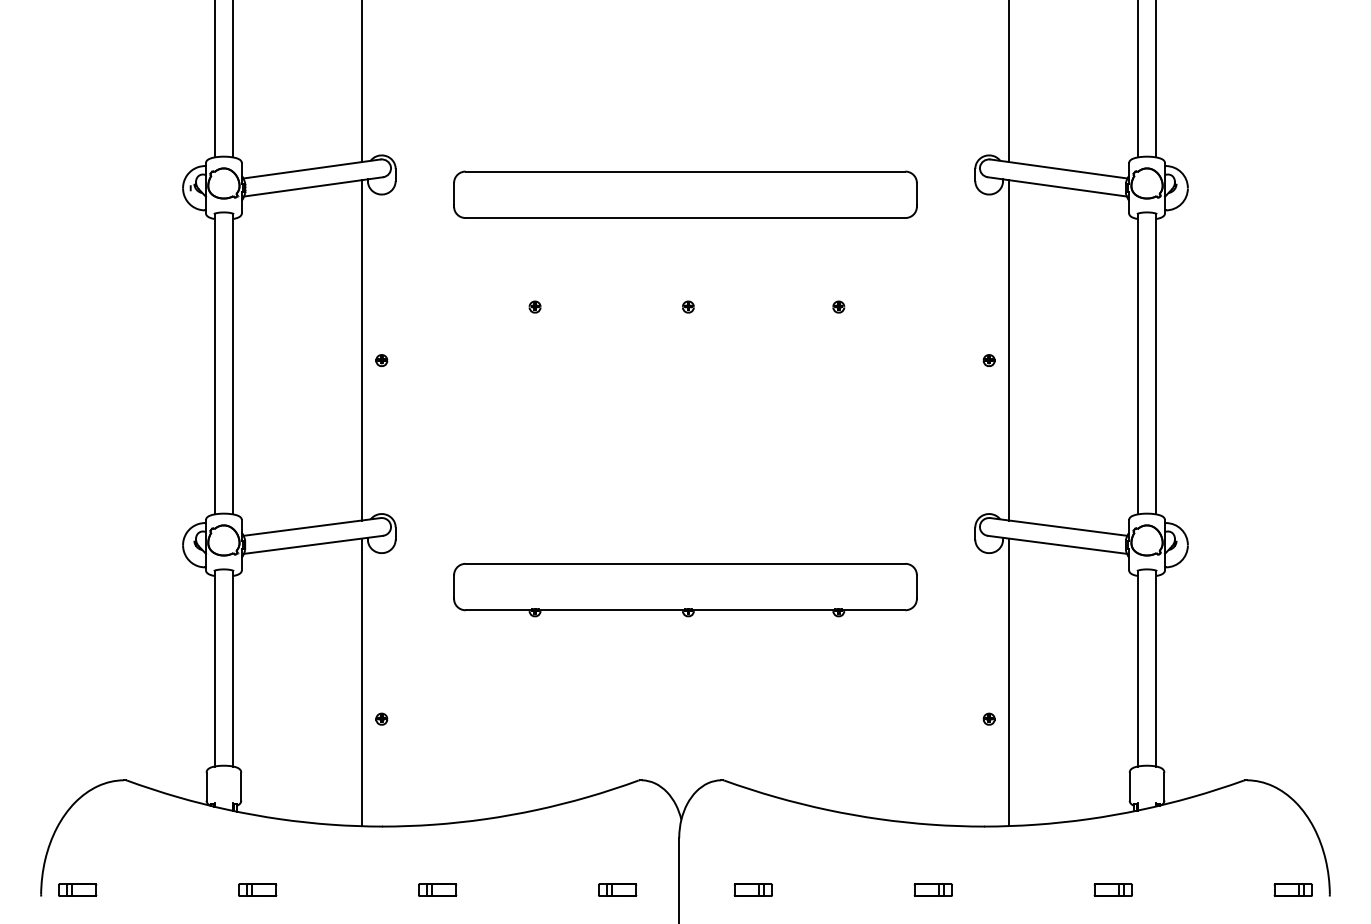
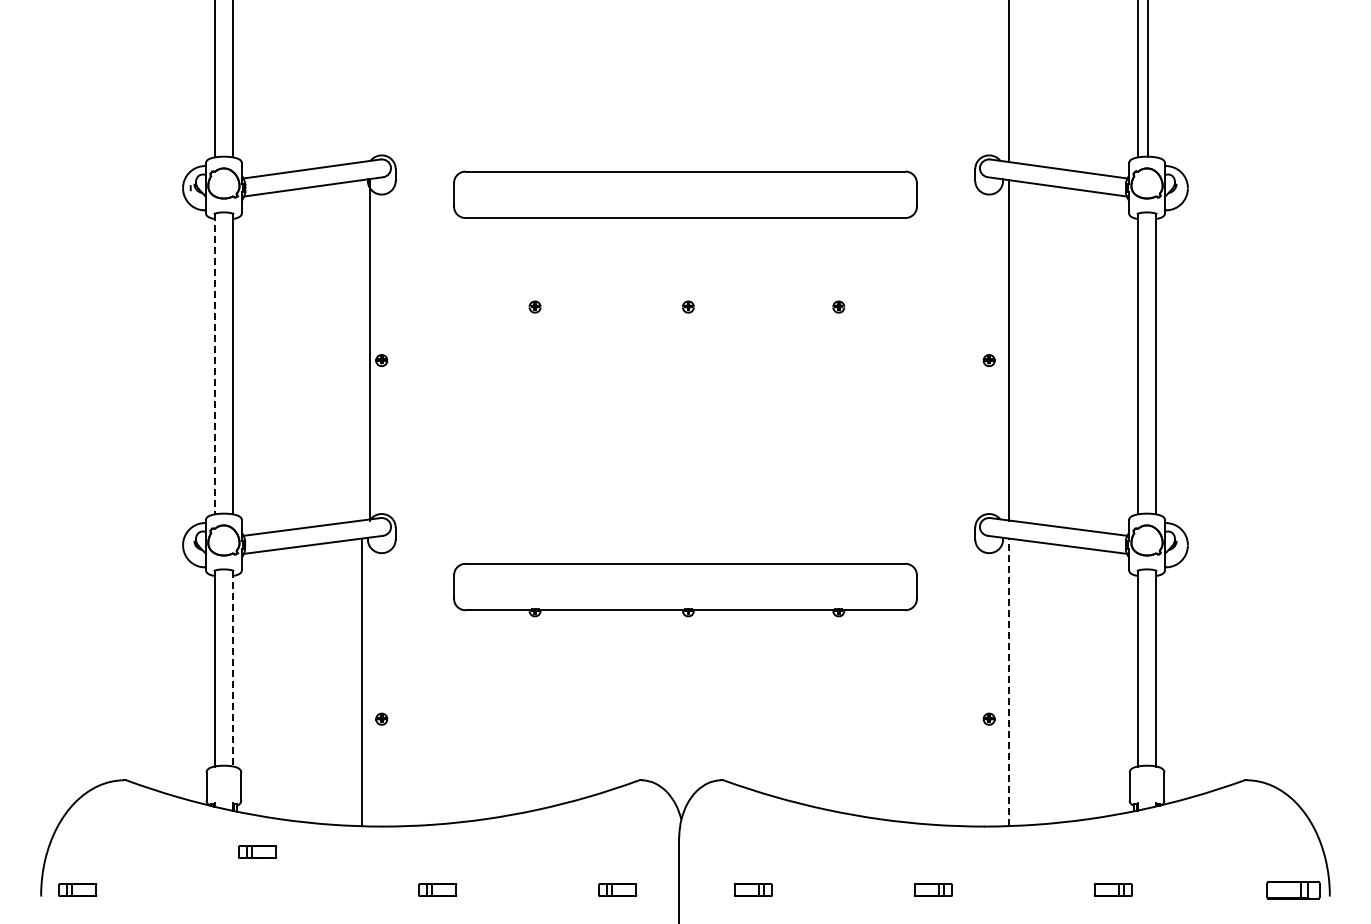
line position: (1156, 79) -> (1148, 79) (1148, 79)
line: present -> none (361, 82)
line position: (361, 350) -> (369, 350) (369, 350)
line: solid -> dashed (214, 364)
line: solid -> dashed (233, 668)
line: solid -> dashed (1009, 682)
part position: (257, 889) -> (257, 851) (257, 851)
part size: 40x14 px -> 55x19 px (1293, 890)
